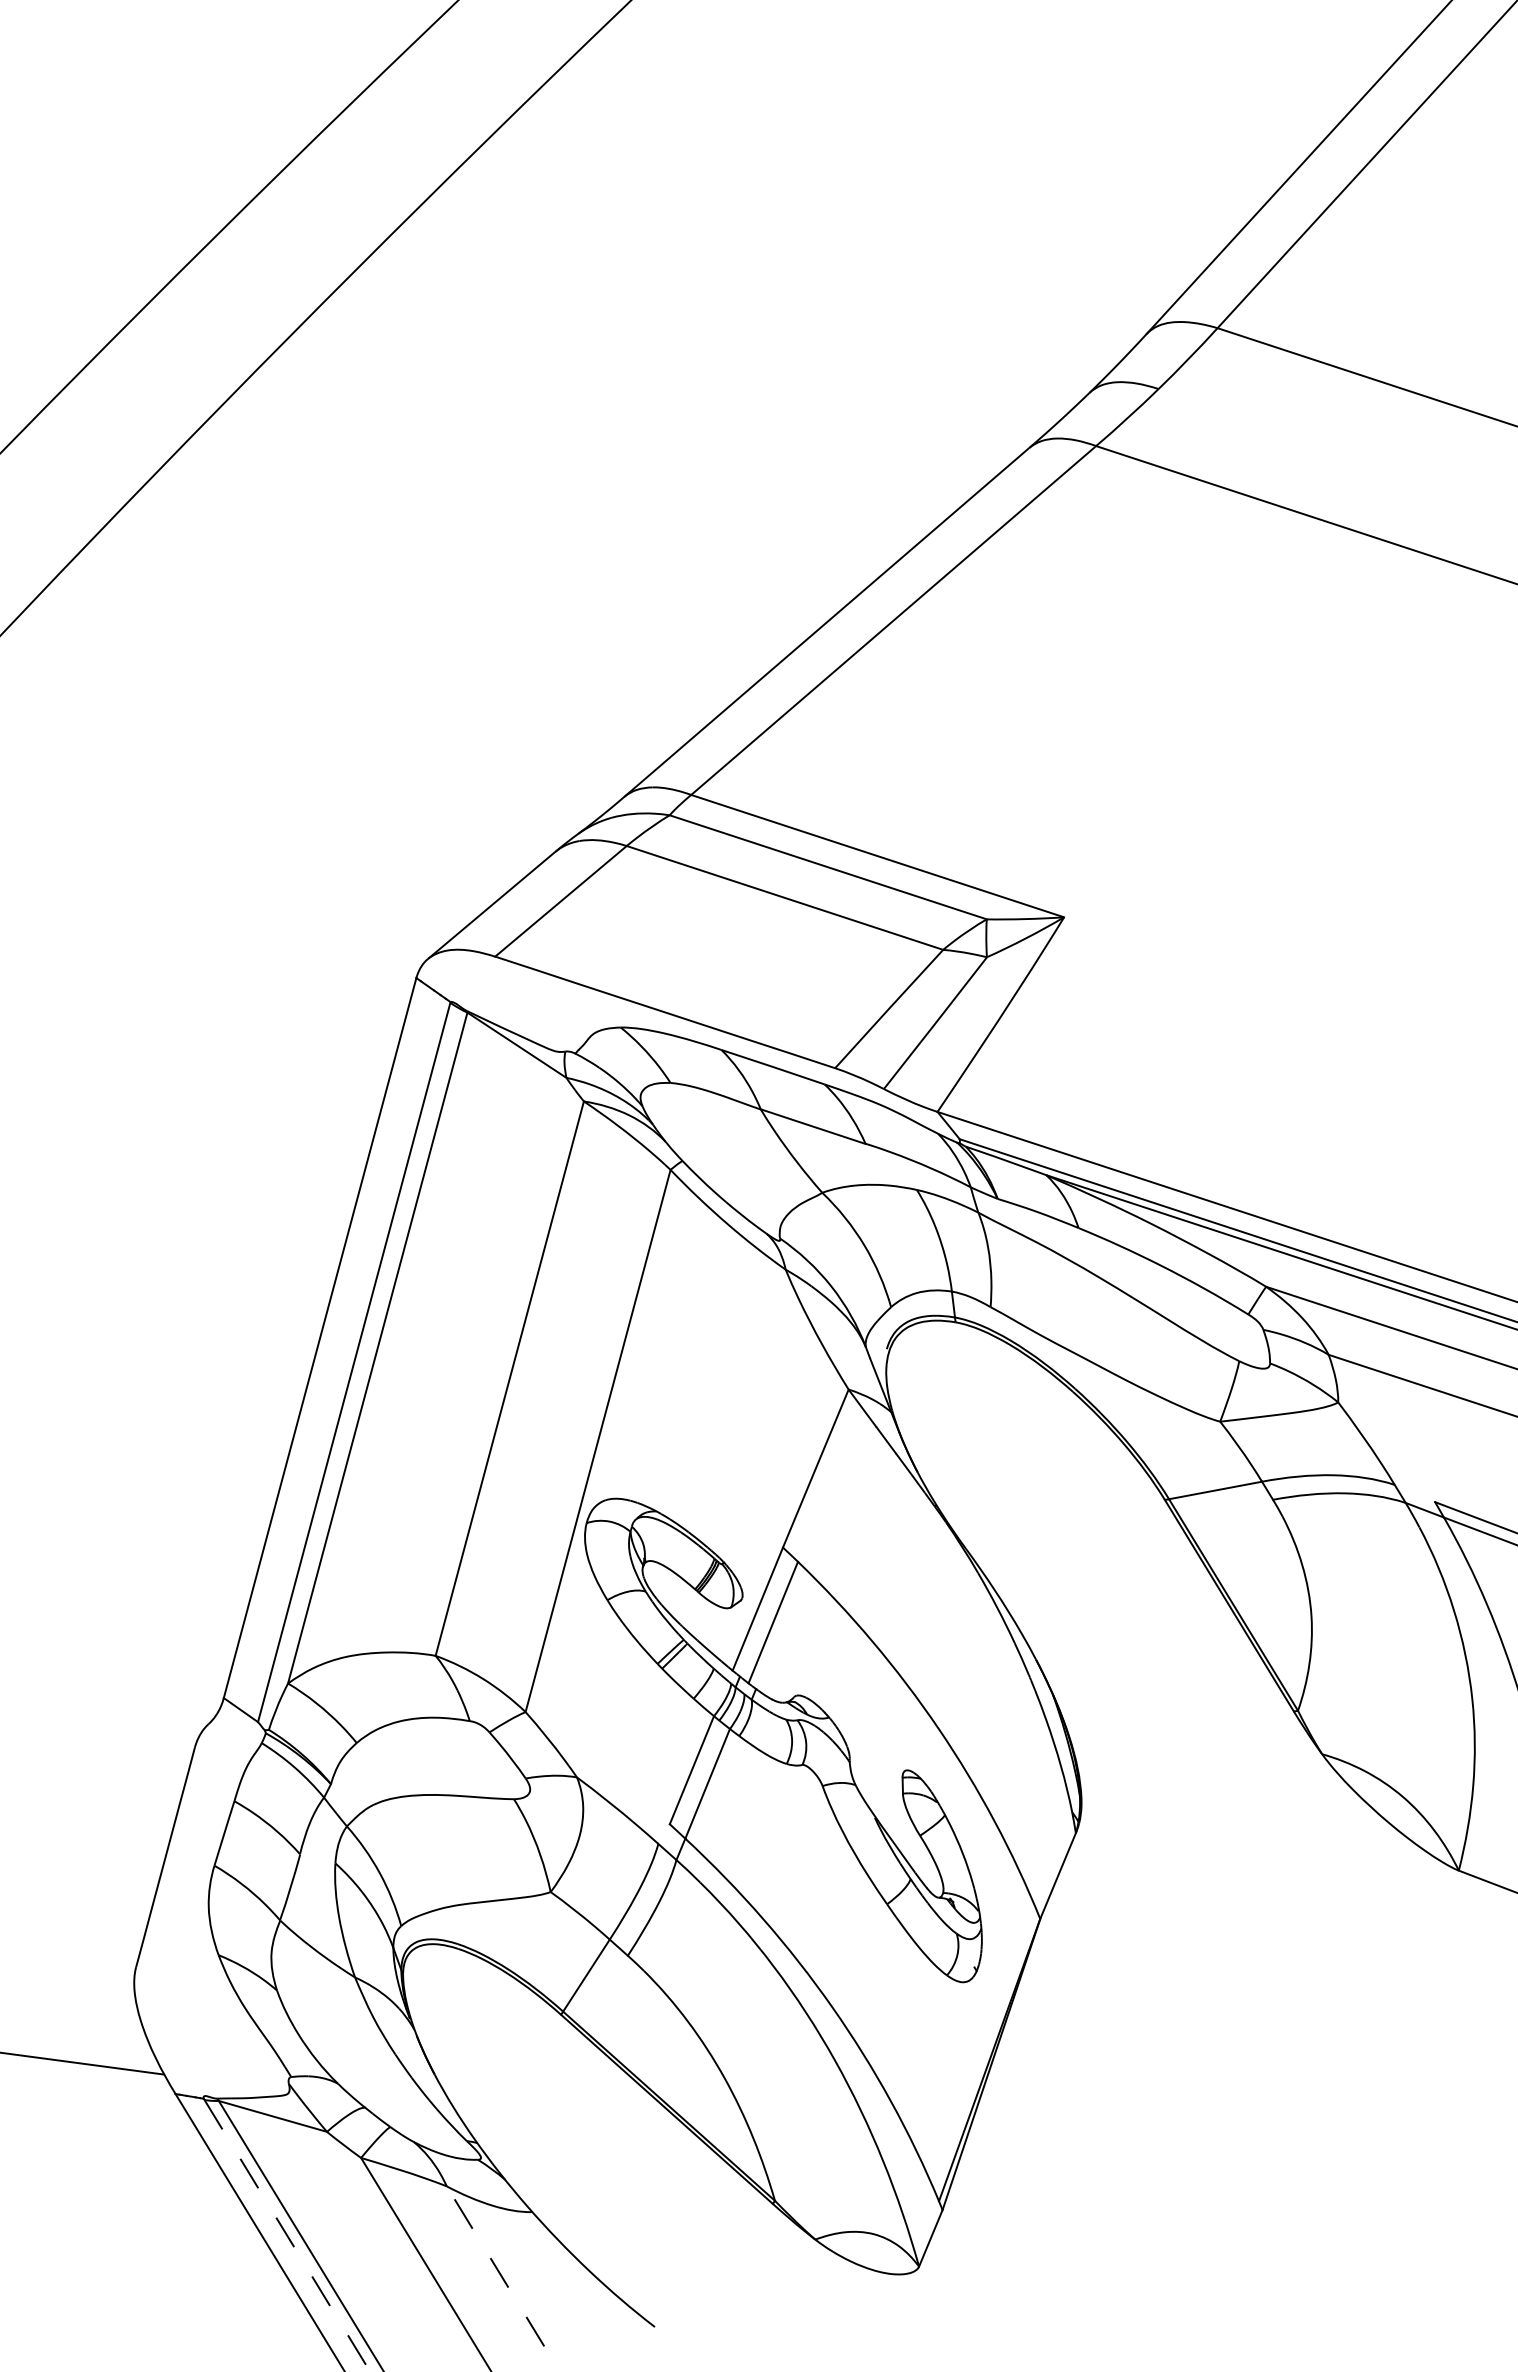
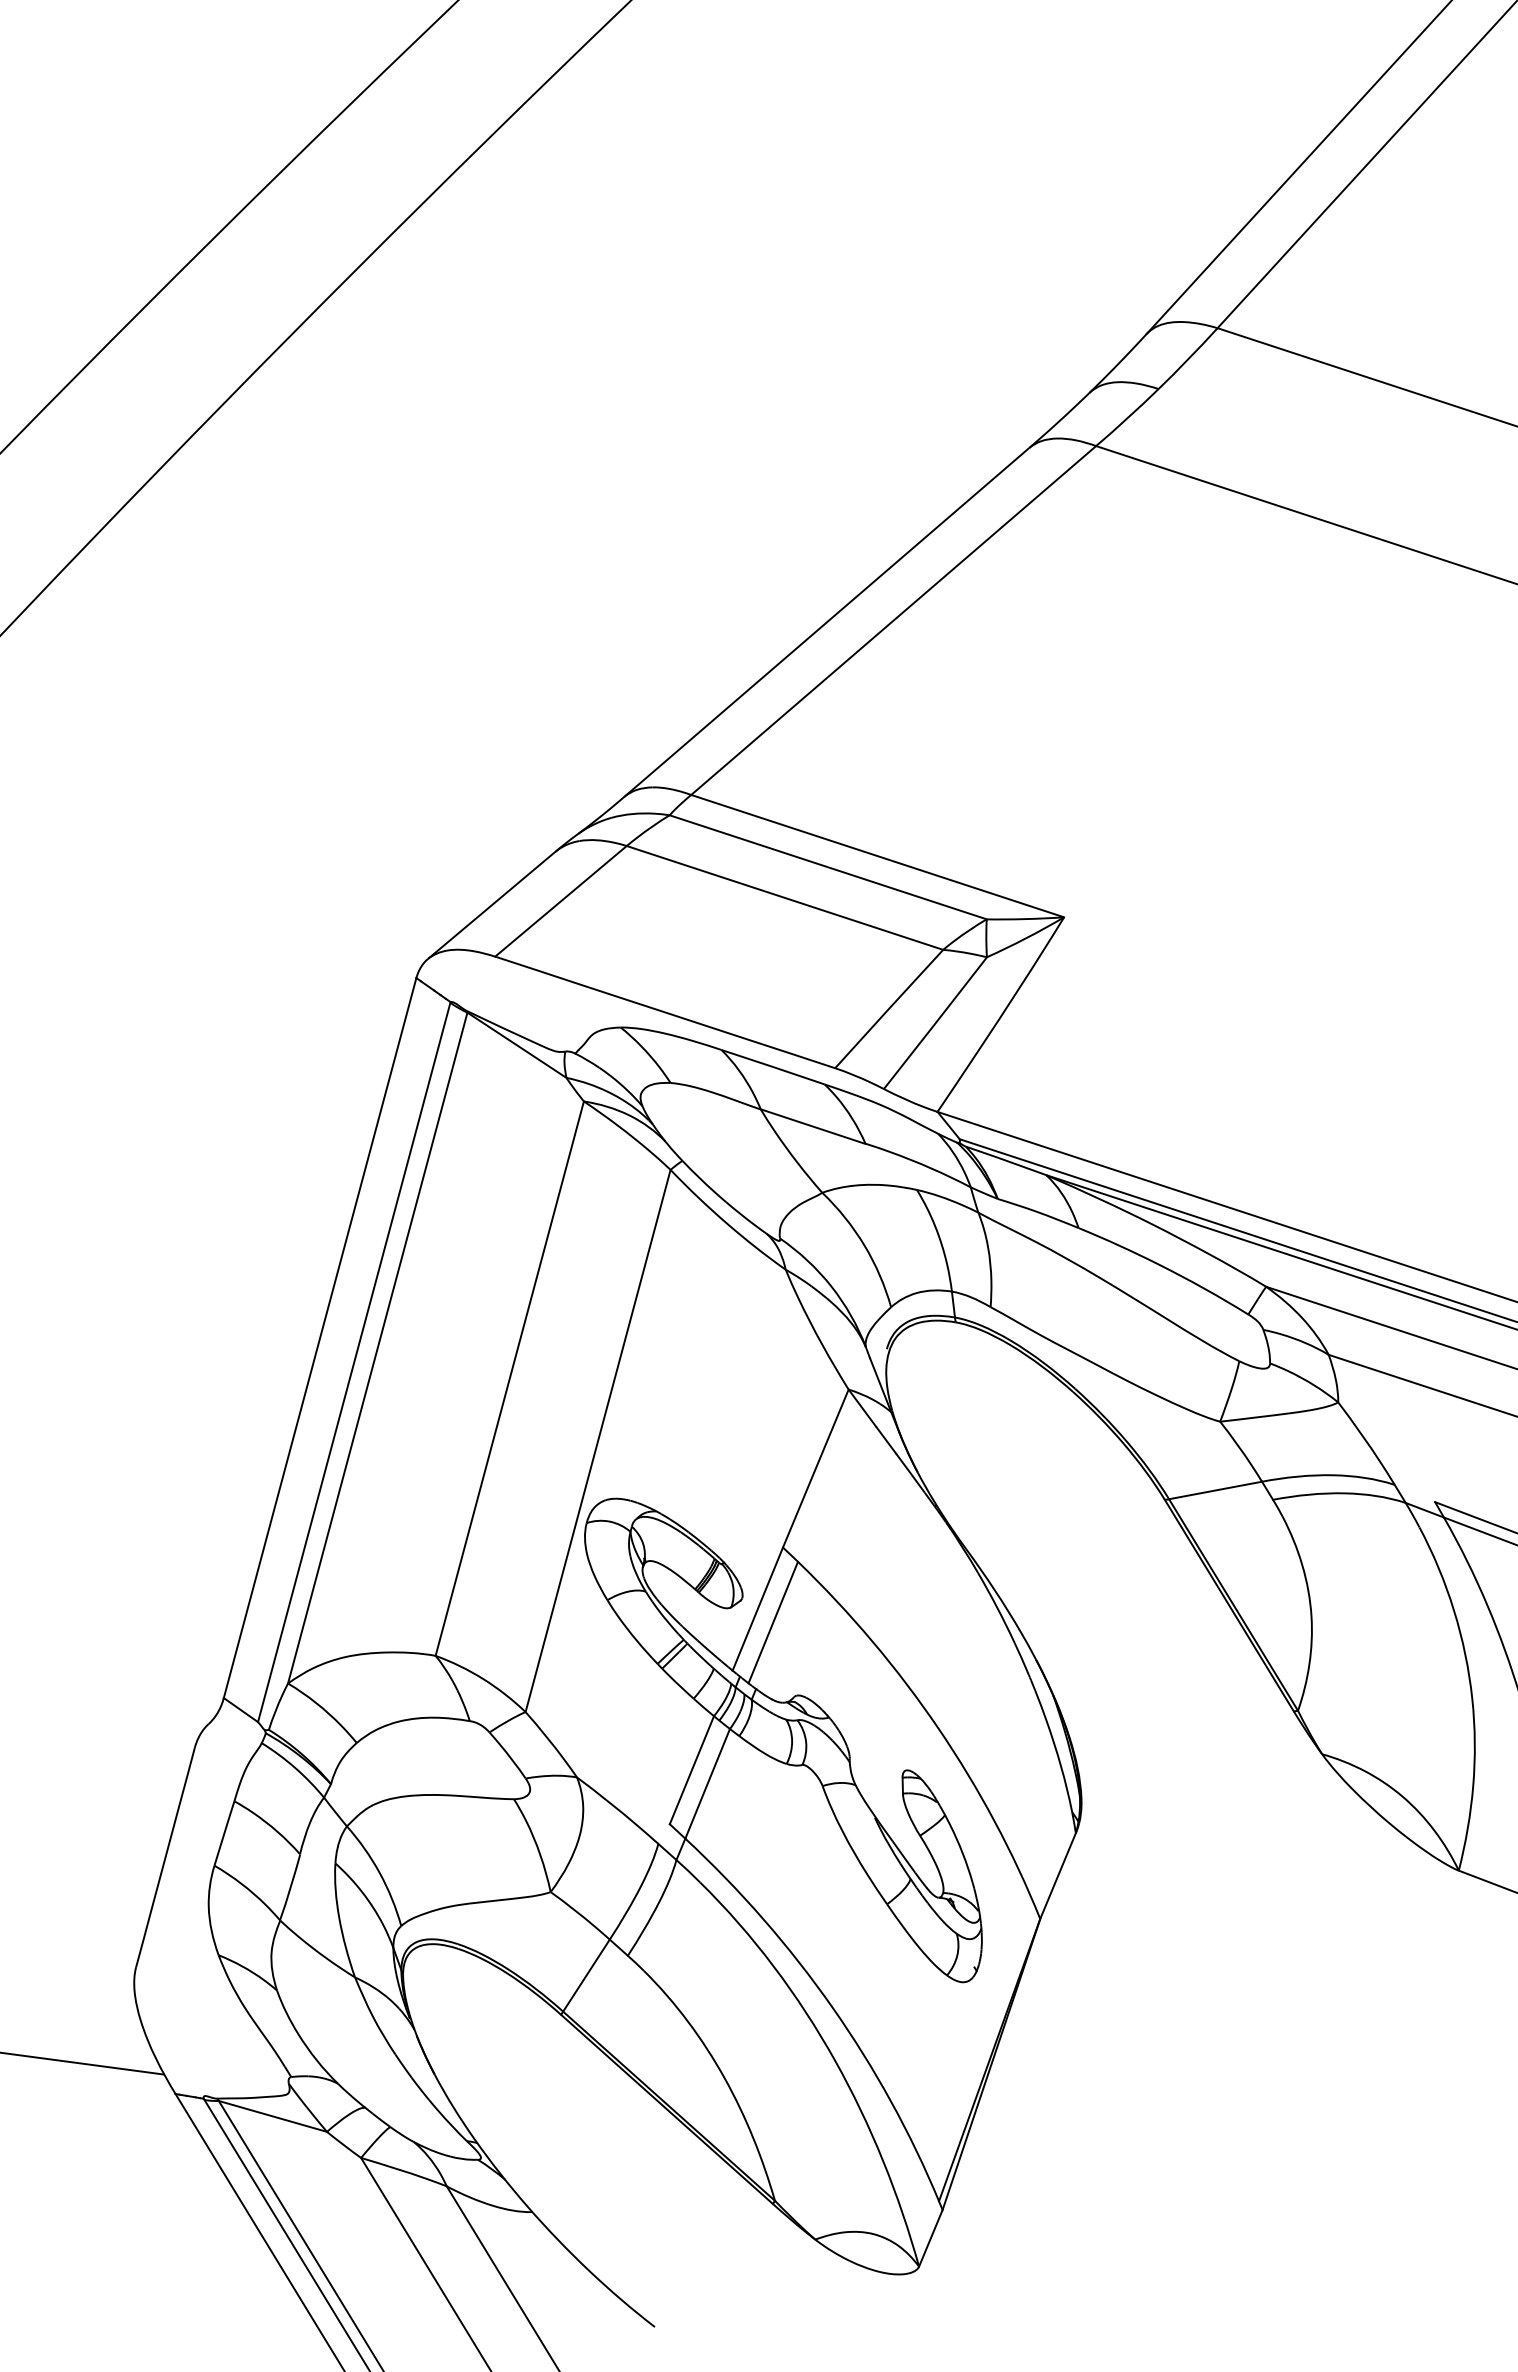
line: dashed -> solid (287, 2235)
line: dashed -> solid (502, 2278)
